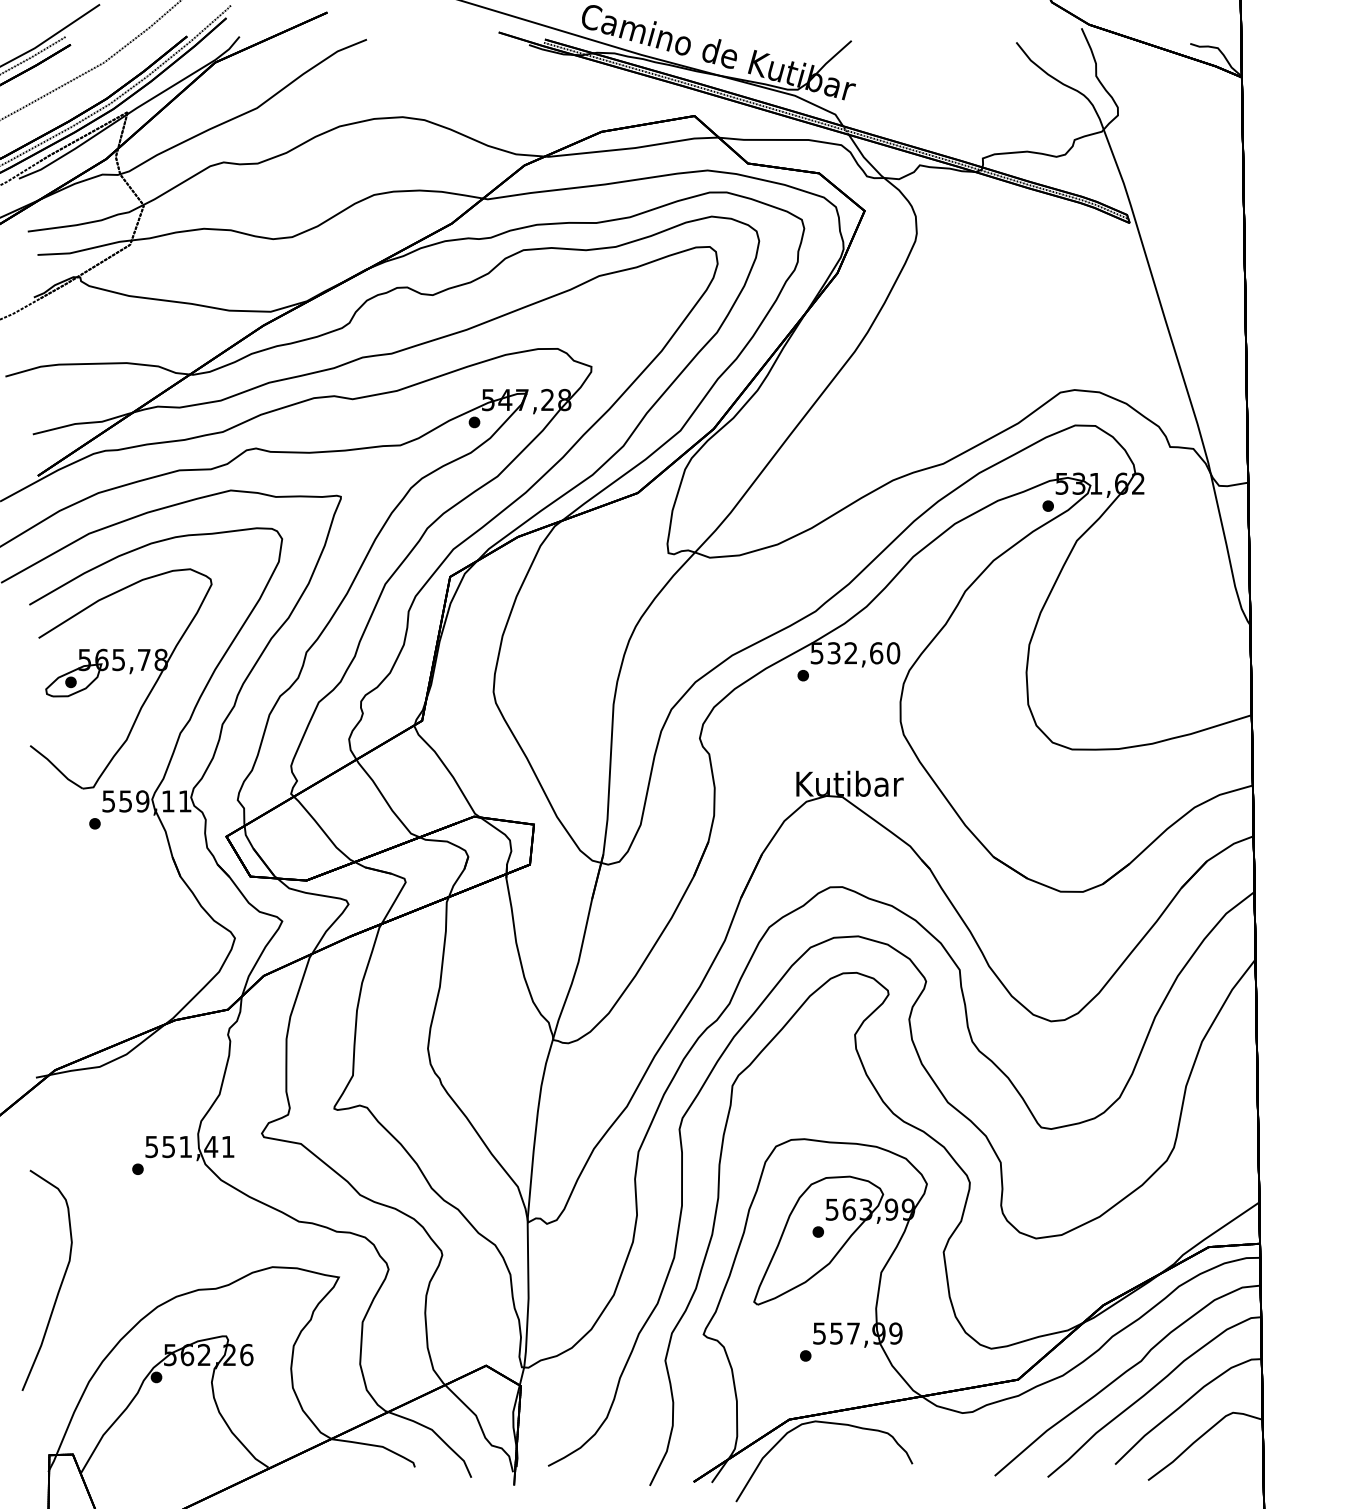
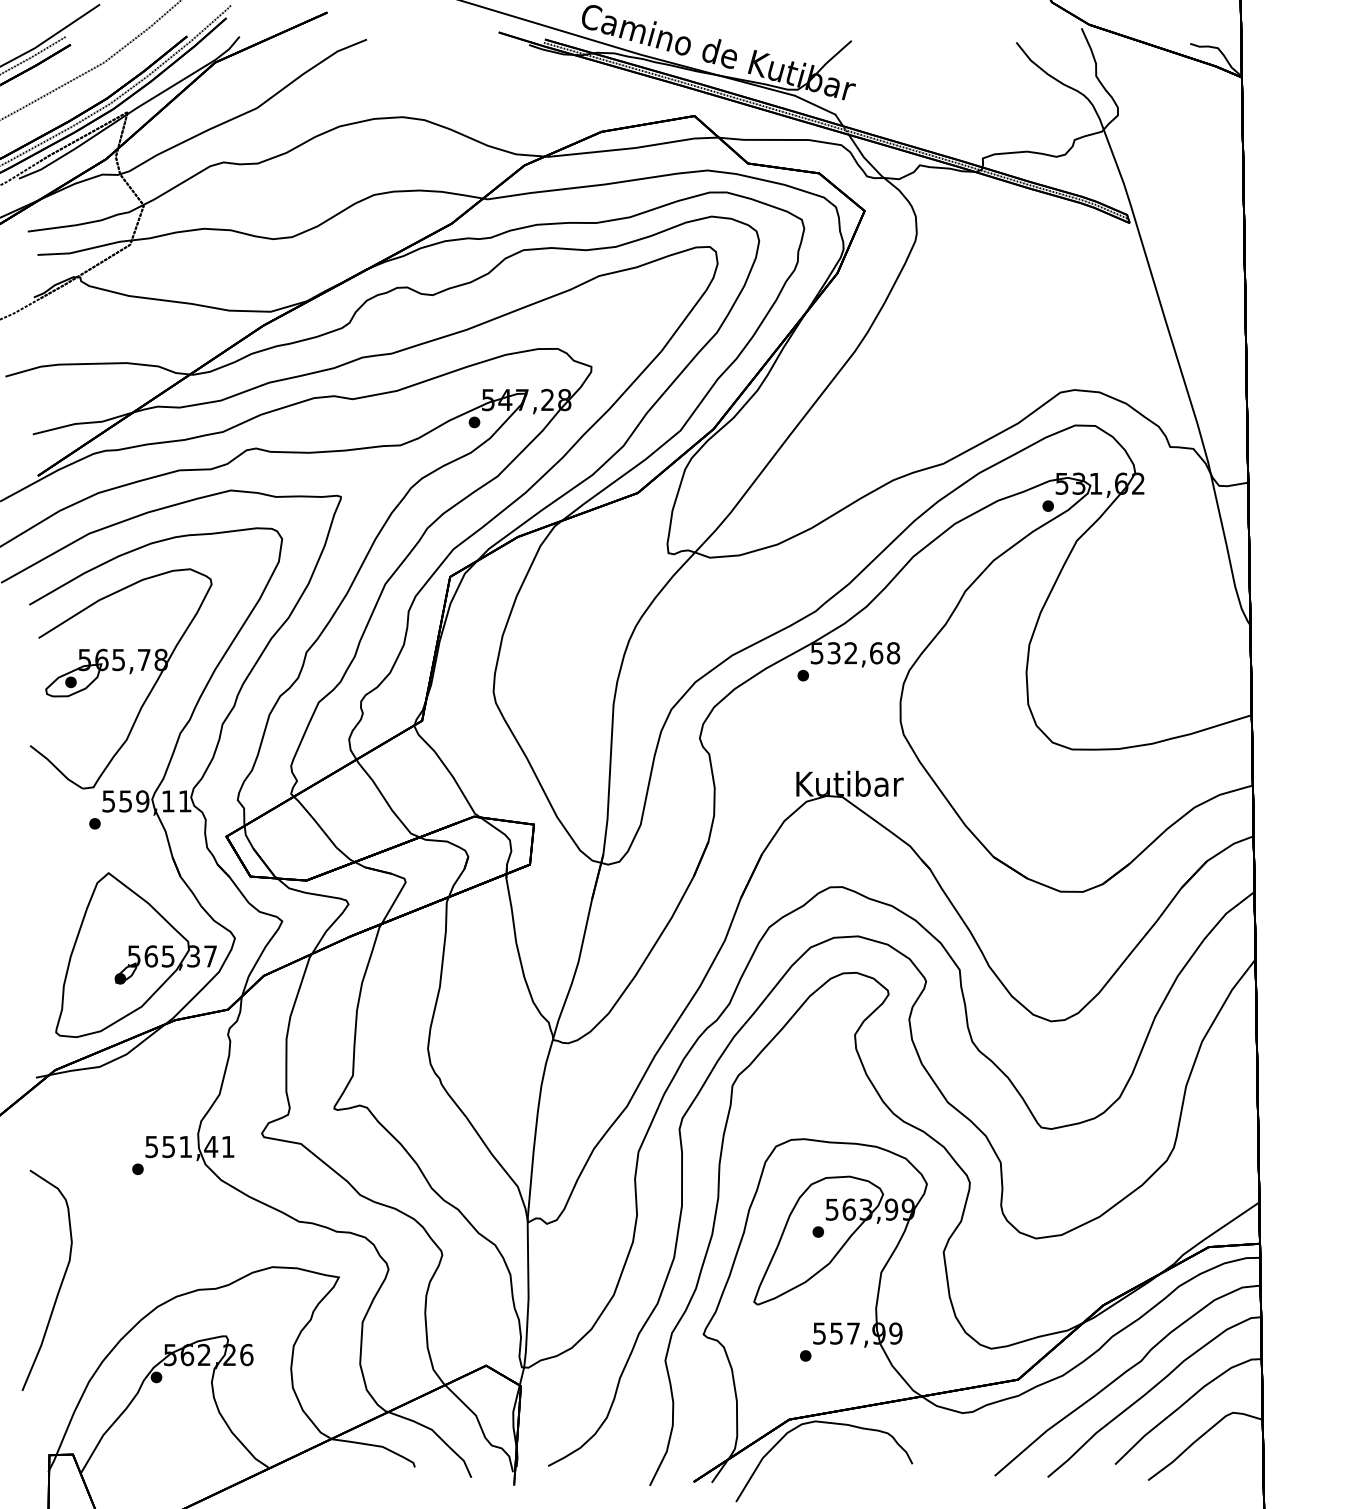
text: 532,60 -> 532,68 (893, 653)
part: none -> present (135, 955)
